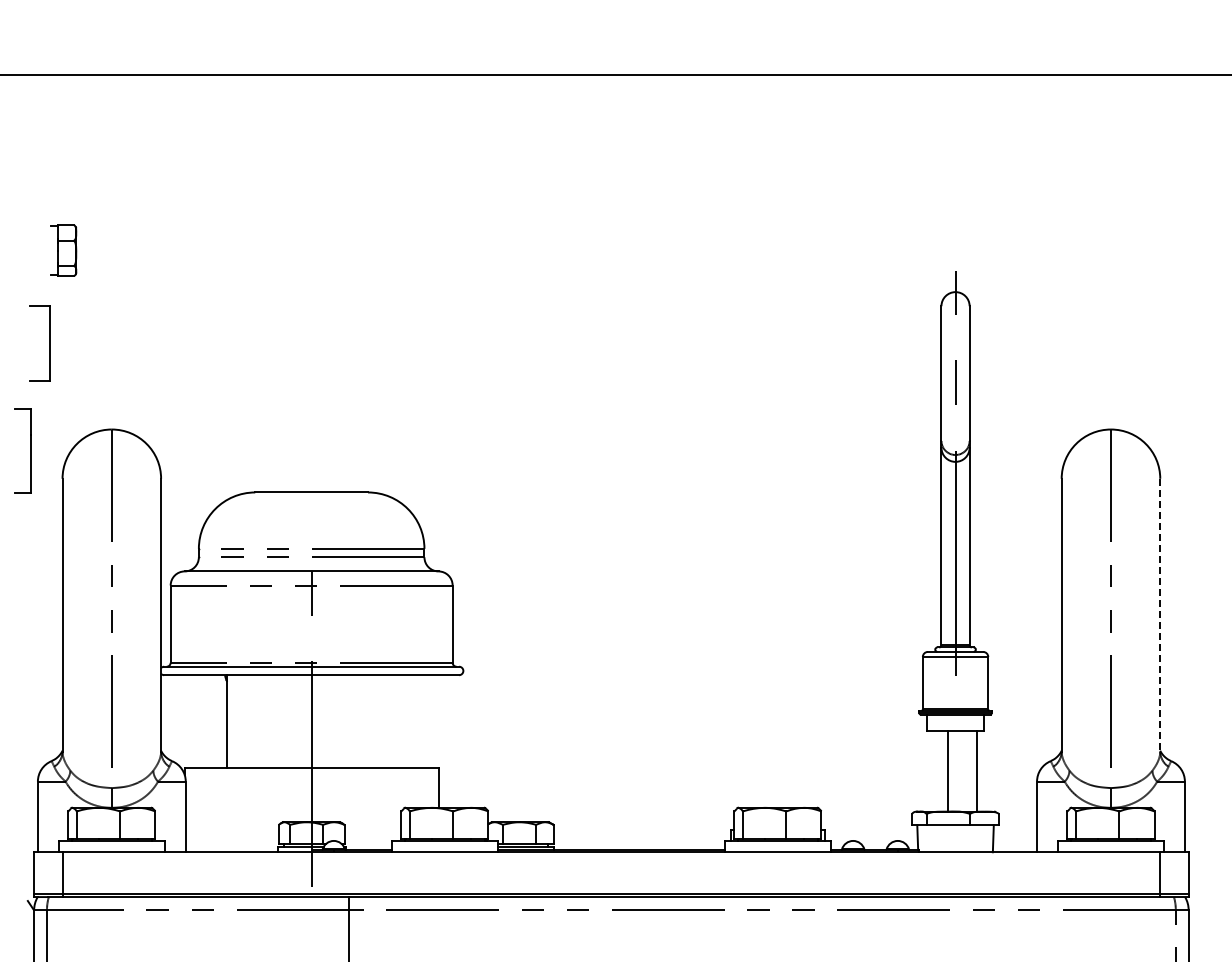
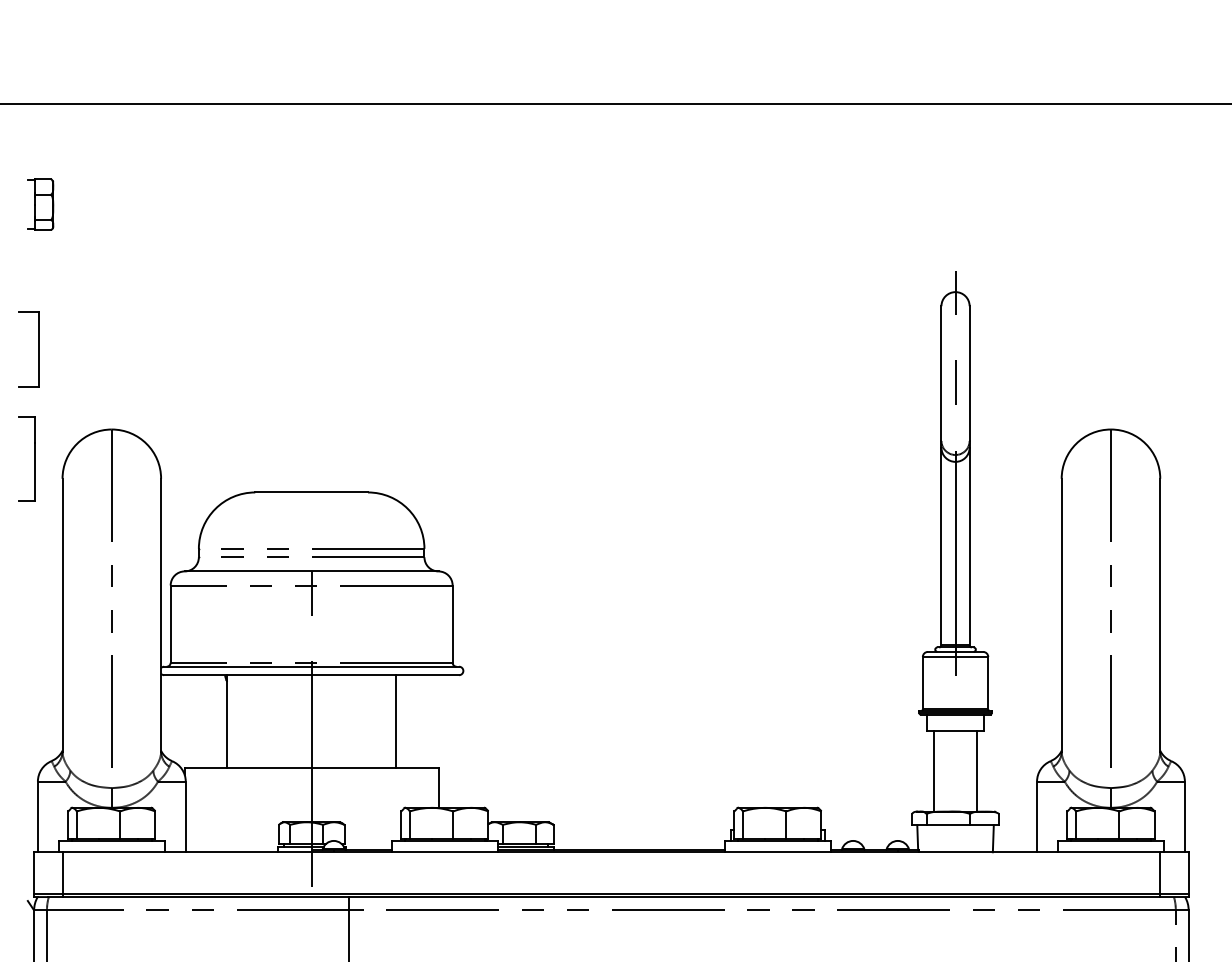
line position: (615, 74) -> (615, 103) (615, 103)
part position: (63, 250) -> (40, 204) (40, 204)
part position: (49, 343) -> (38, 349) (38, 349)
part position: (30, 450) -> (34, 458) (34, 458)
line: dashed -> solid (1160, 615)
line: none -> present (396, 721)
line position: (948, 771) -> (934, 771) (934, 771)
